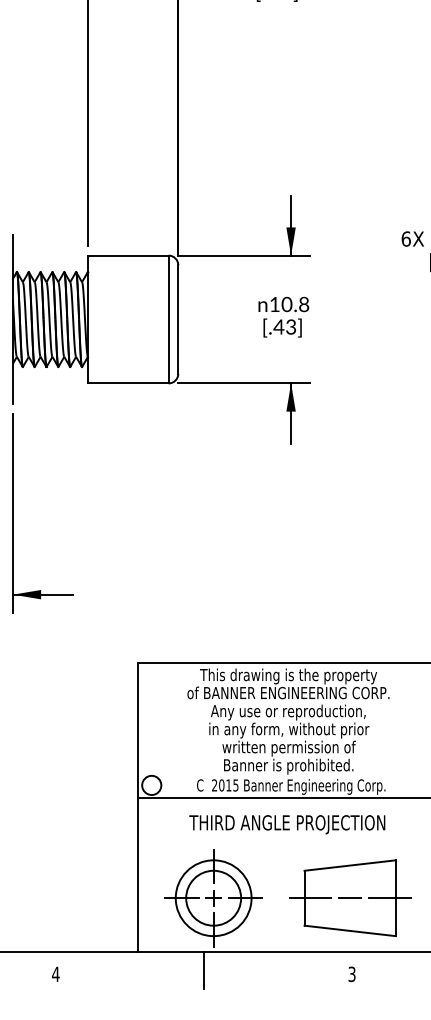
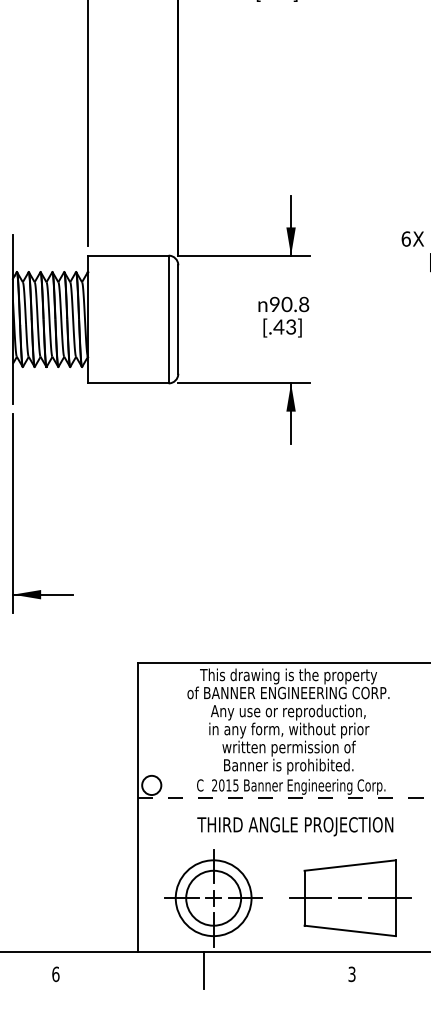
text: 10.8 -> 90.8 (274, 303)
line: solid -> dashed (284, 798)
text position: (287, 824) -> (295, 826) (295, 826)
text: 4 -> 6 (55, 974)
